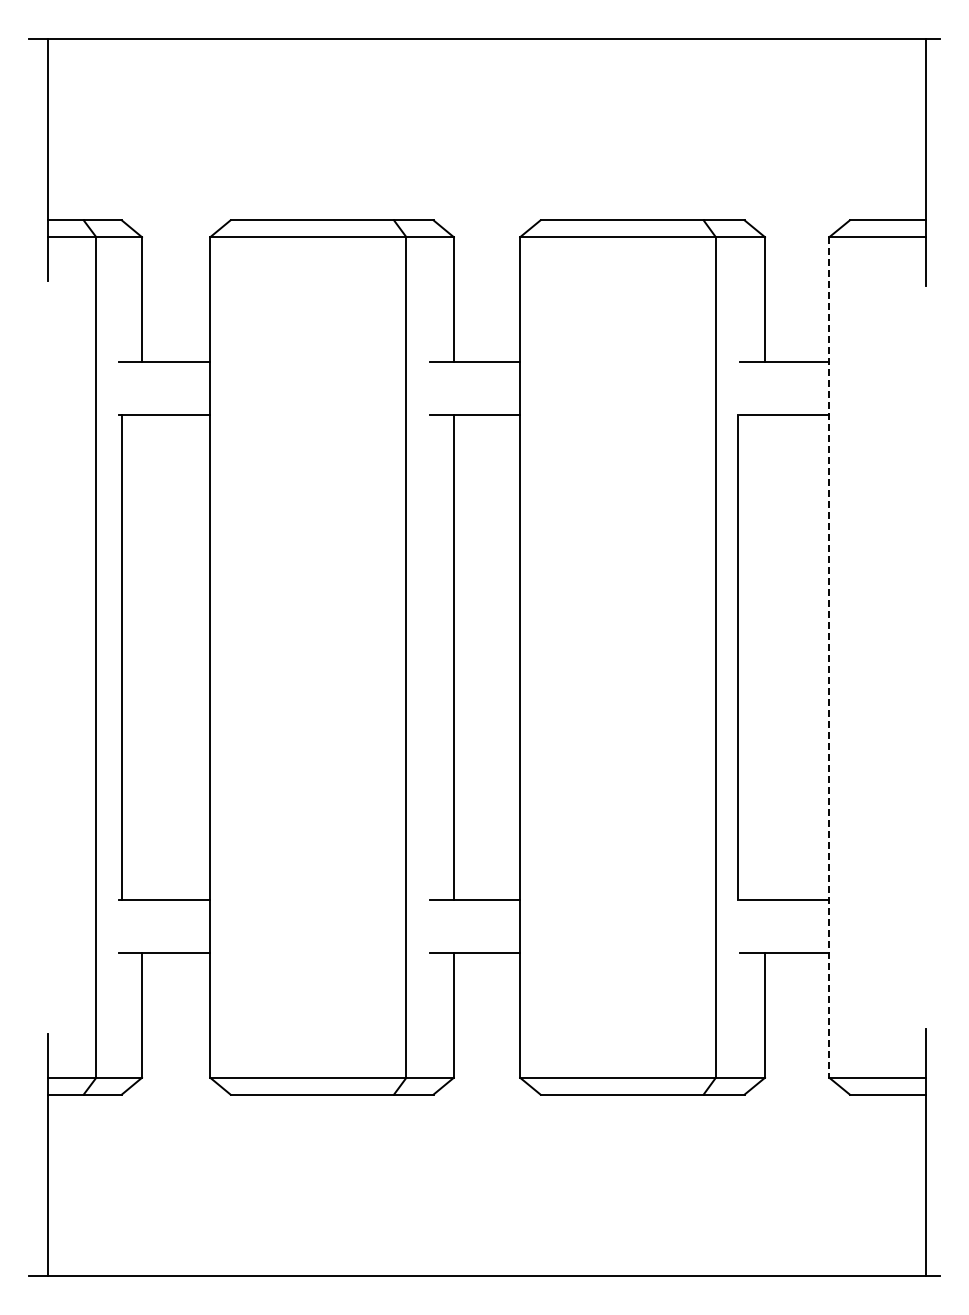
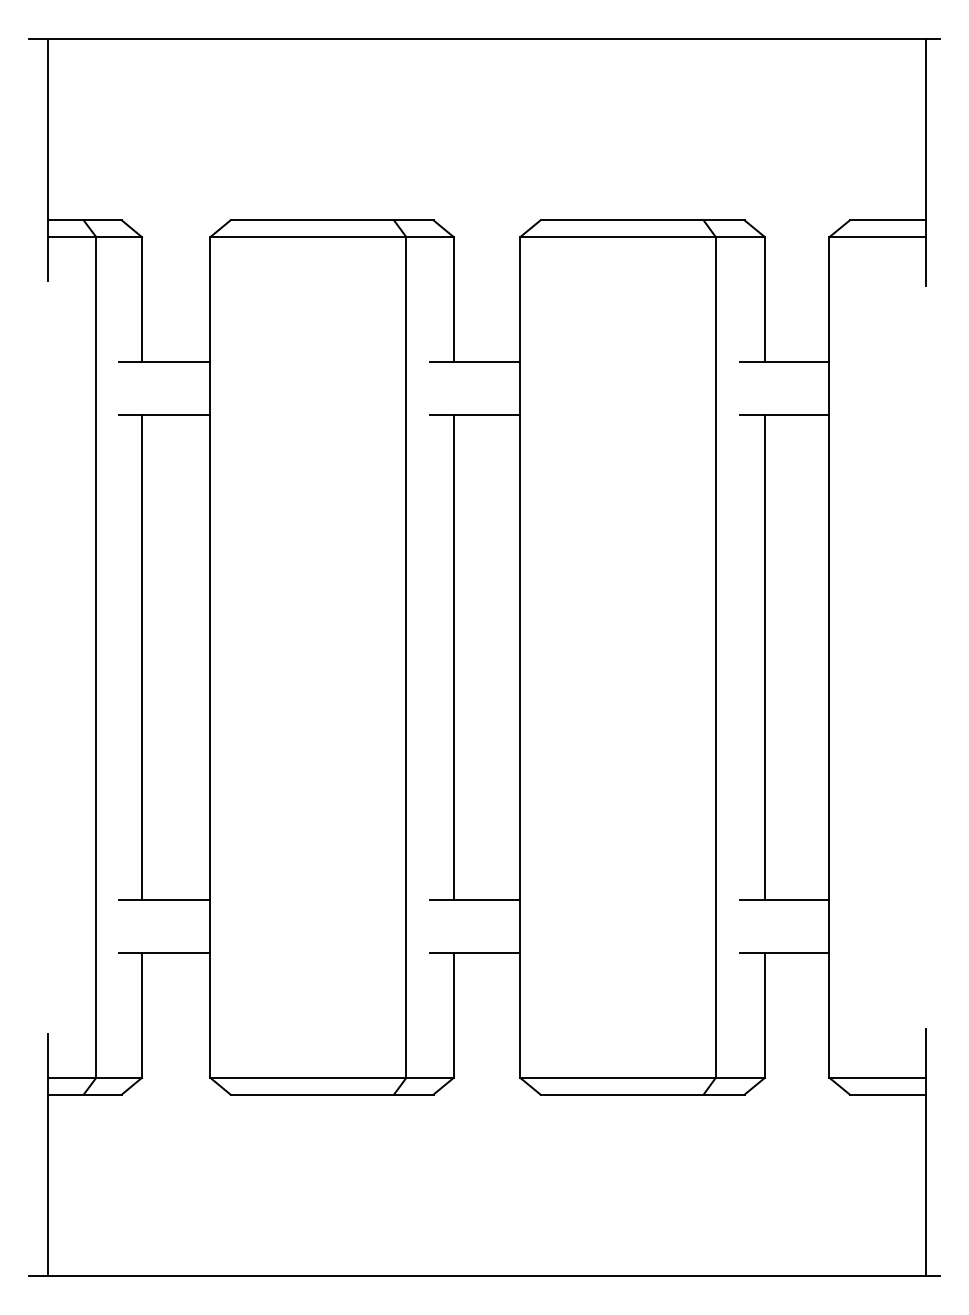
line position: (122, 657) -> (142, 657) (142, 657)
line position: (738, 657) -> (765, 657) (765, 657)
line: dashed -> solid (829, 657)
